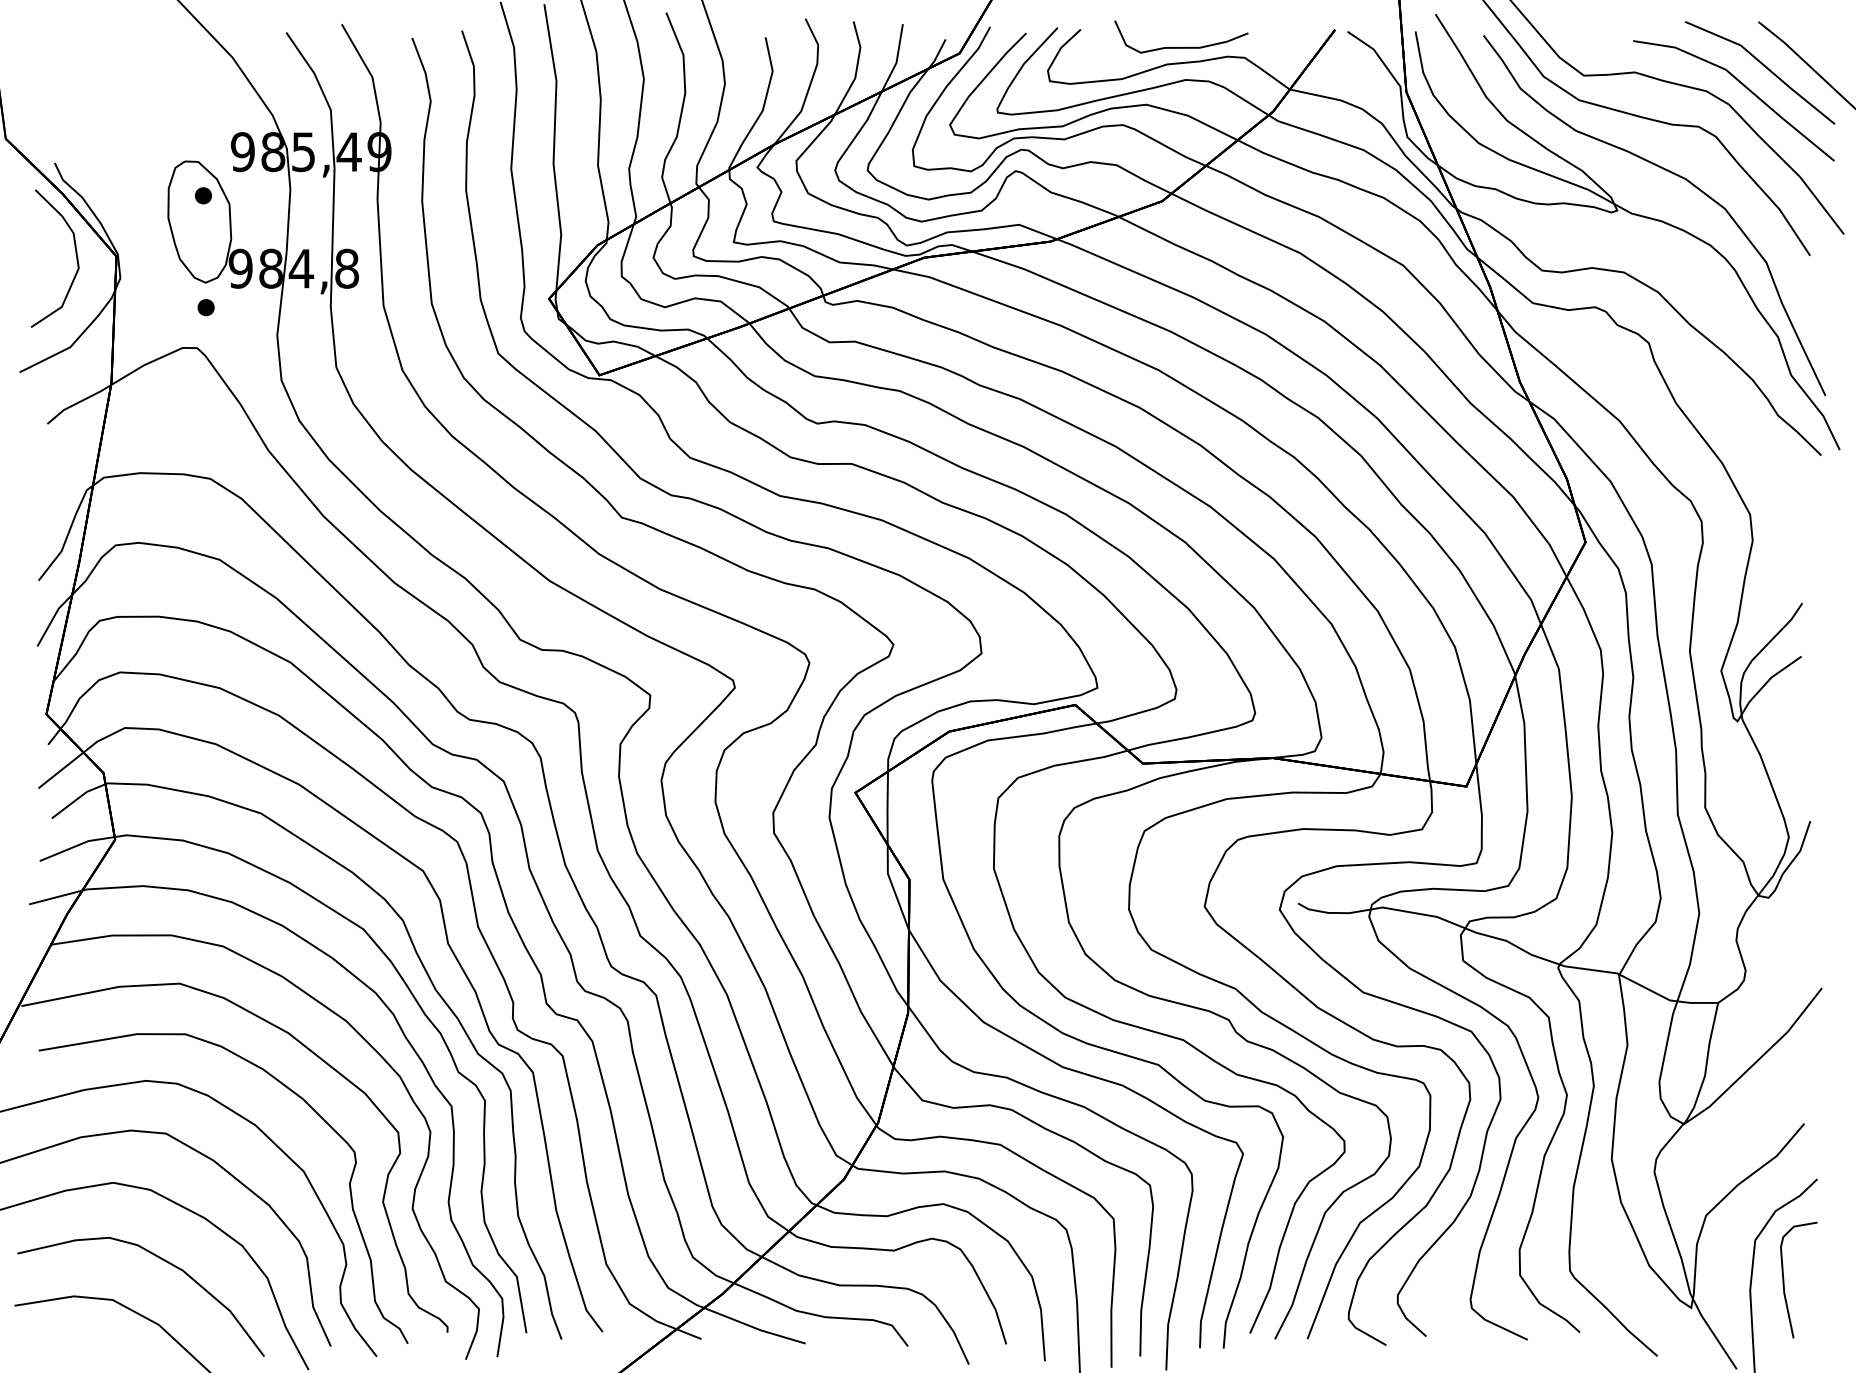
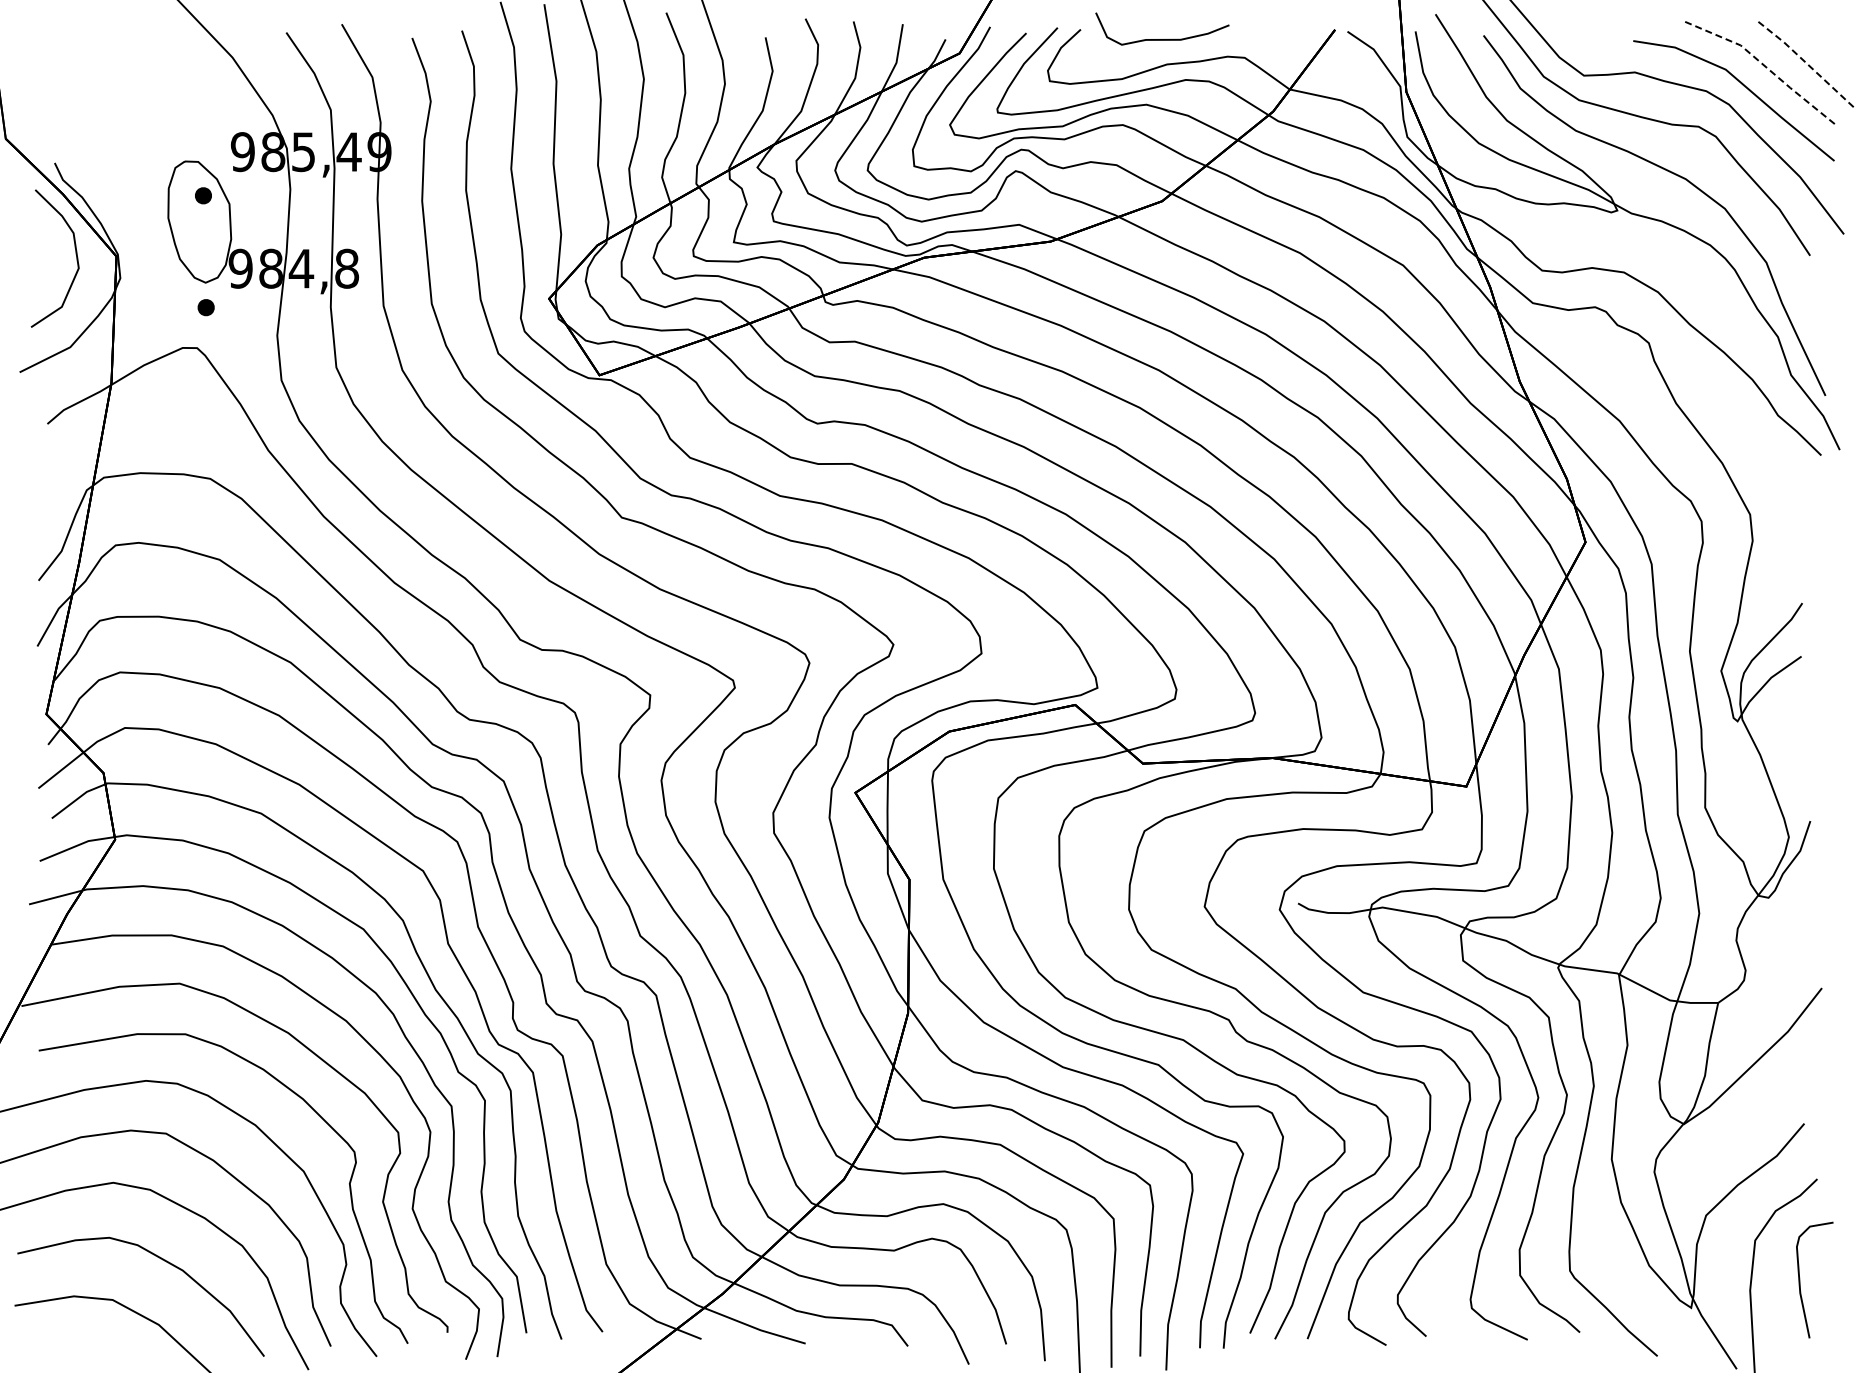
curve position: (1181, 47) -> (1162, 39) (1162, 39)
line: solid -> dashed (1807, 64)
line: solid -> dashed (1764, 66)
curve position: (1784, 1279) -> (1800, 1279) (1800, 1279)
